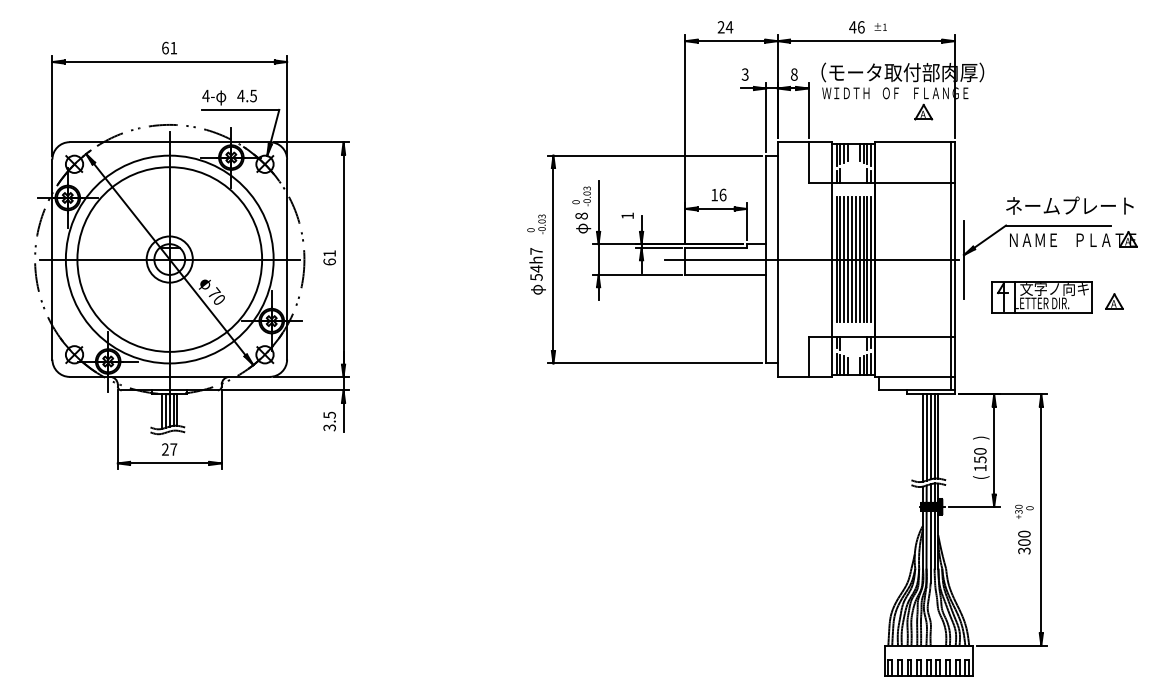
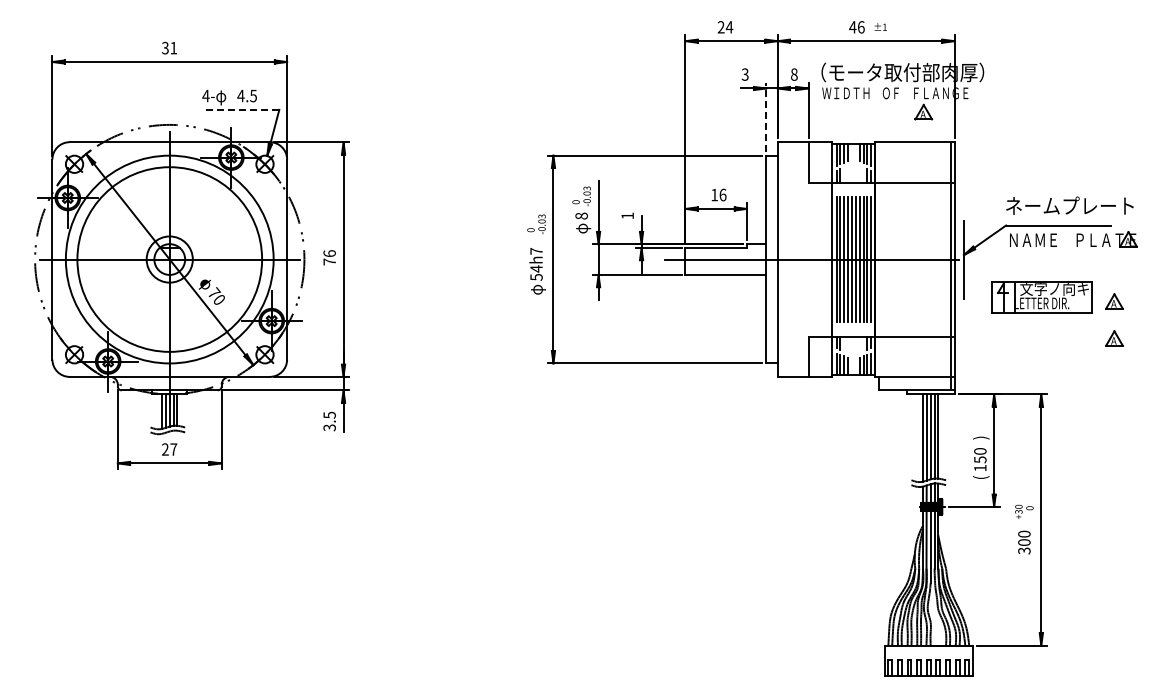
text: 61 -> 31 (165, 47)
line: solid -> dashed (240, 109)
line: solid -> dashed (766, 117)
text: 61 -> 76 (329, 257)
part: none -> present (1114, 338)
